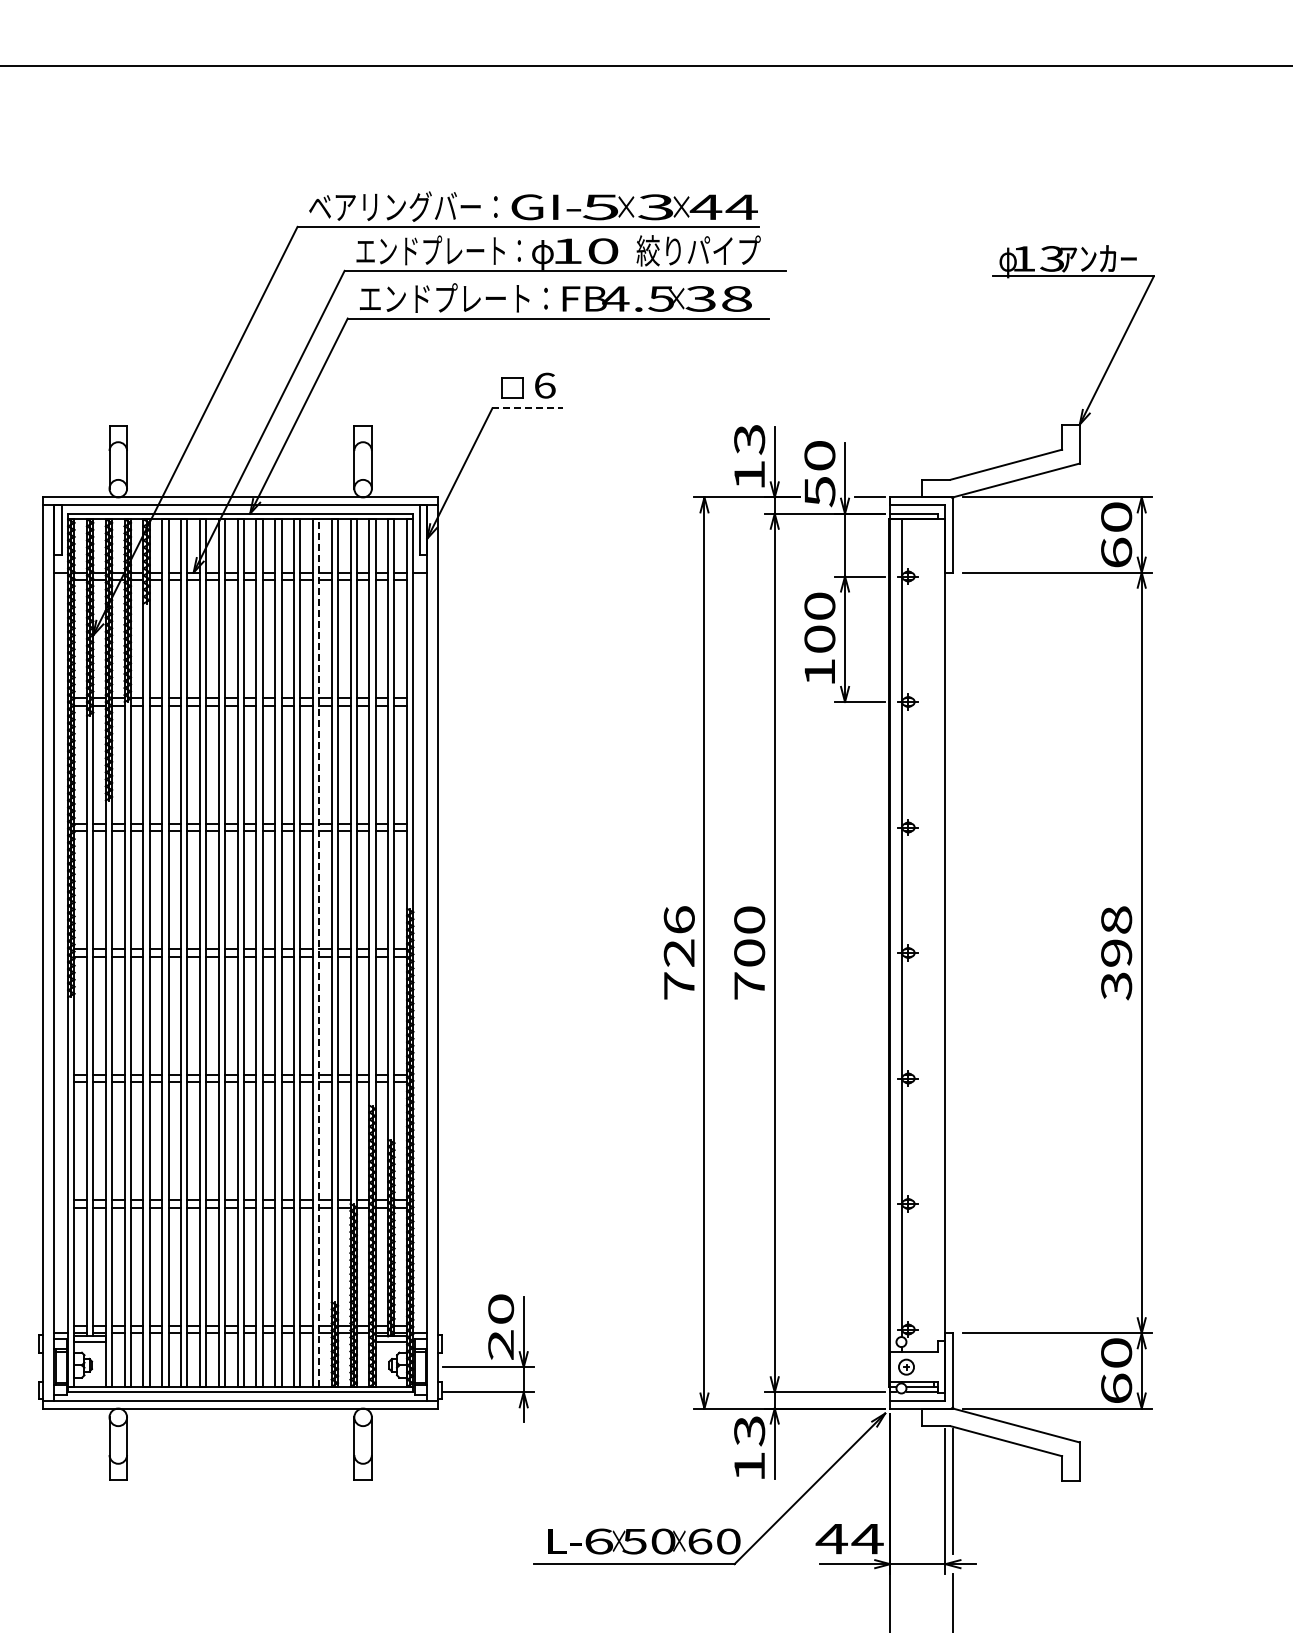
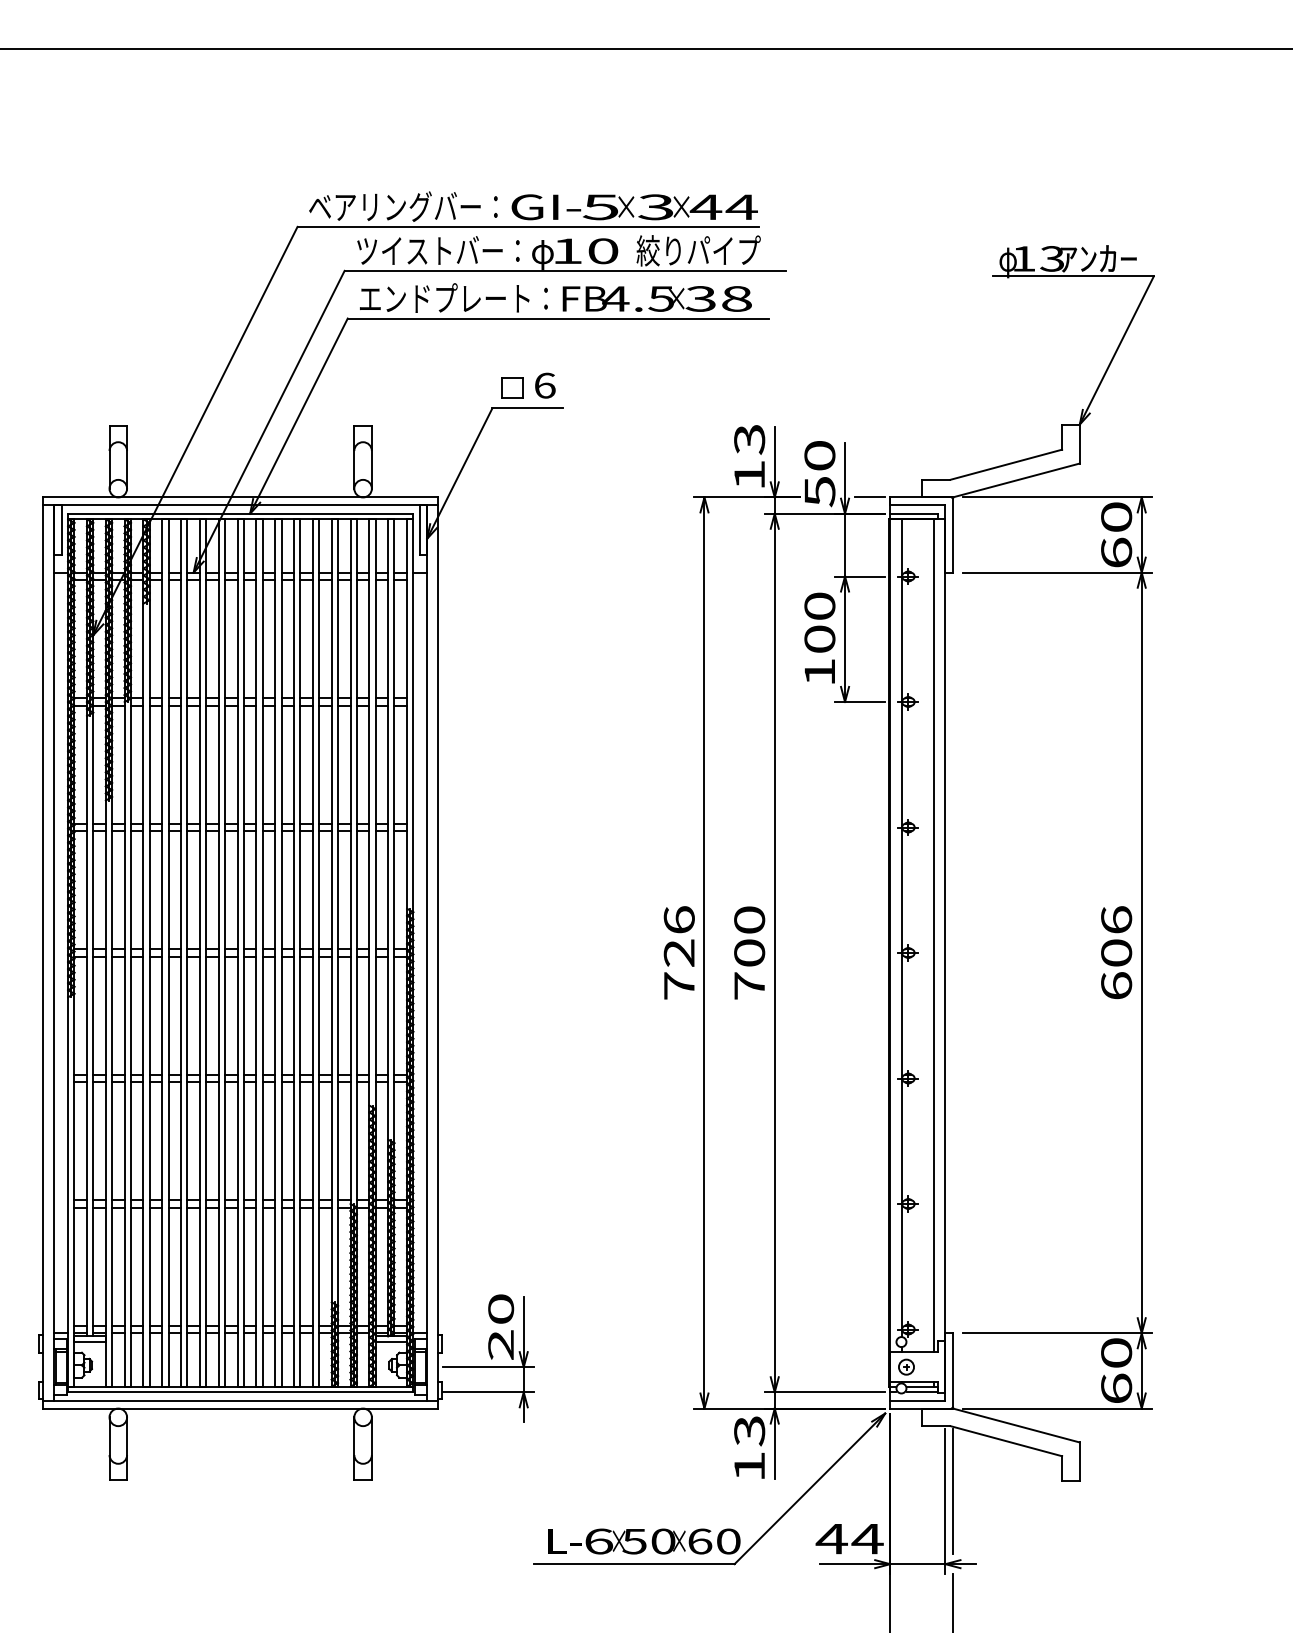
line position: (645, 65) -> (645, 48) (645, 48)
text: エンドプレート： -> ツイストバー： (438, 250)
line: dashed -> solid (528, 408)
line: none -> present (933, 935)
line: dashed -> solid (319, 953)
text: 398 -> 606 (1116, 953)
